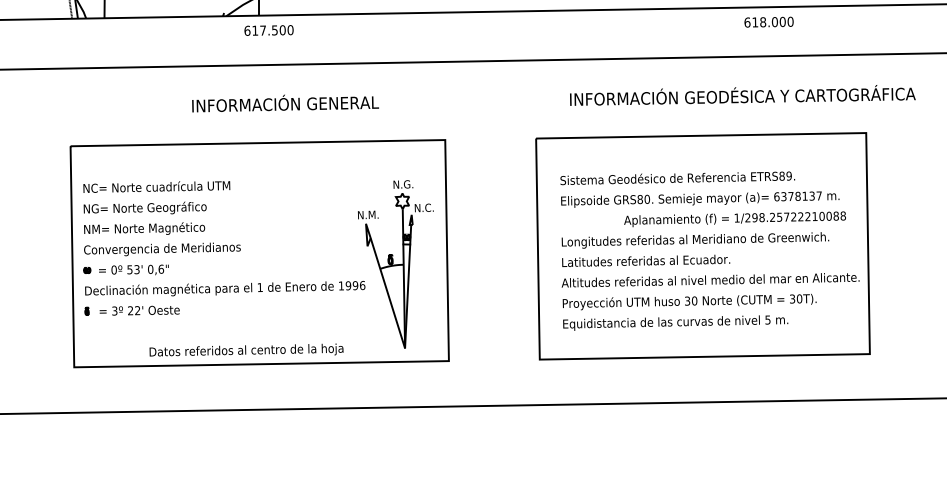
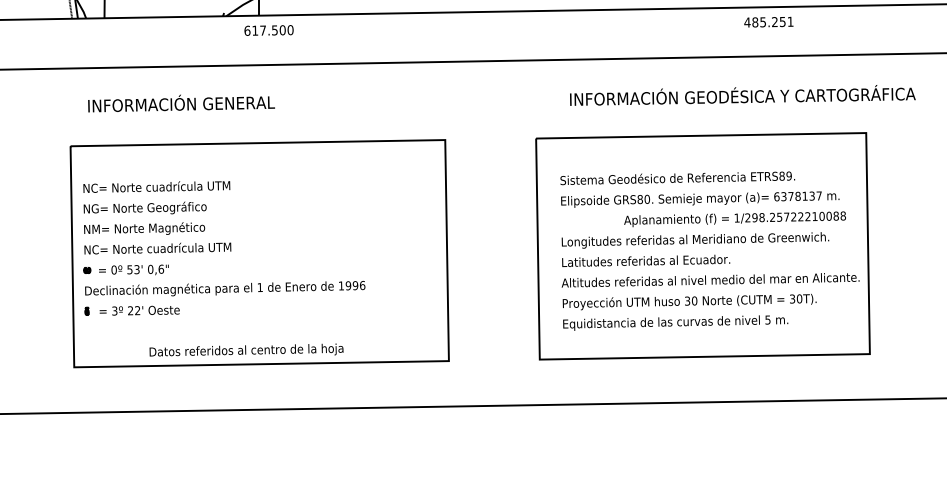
text: 618.000 -> 485.251 (768, 21)
text position: (285, 103) -> (181, 103) (181, 103)
text: Convergencia de Meridianos -> NC= Norte cuadrícula UTM (162, 249)
part: present -> none (395, 264)
